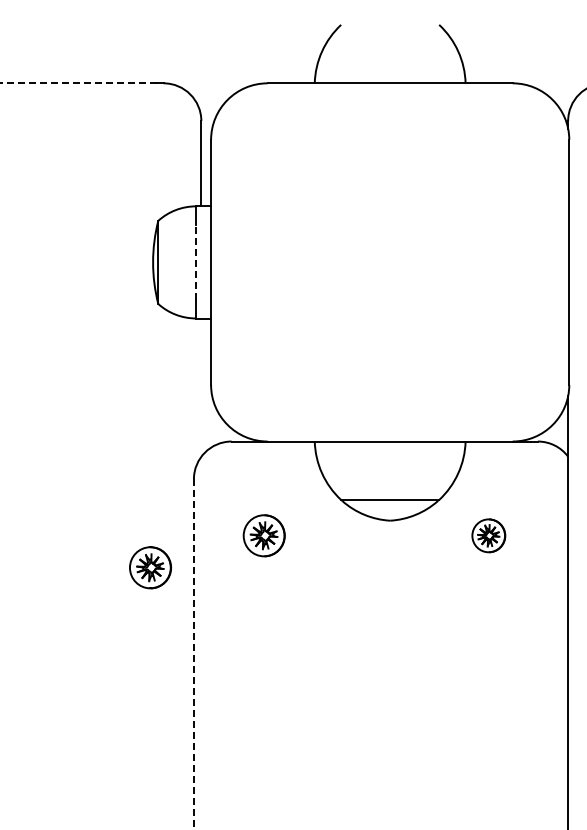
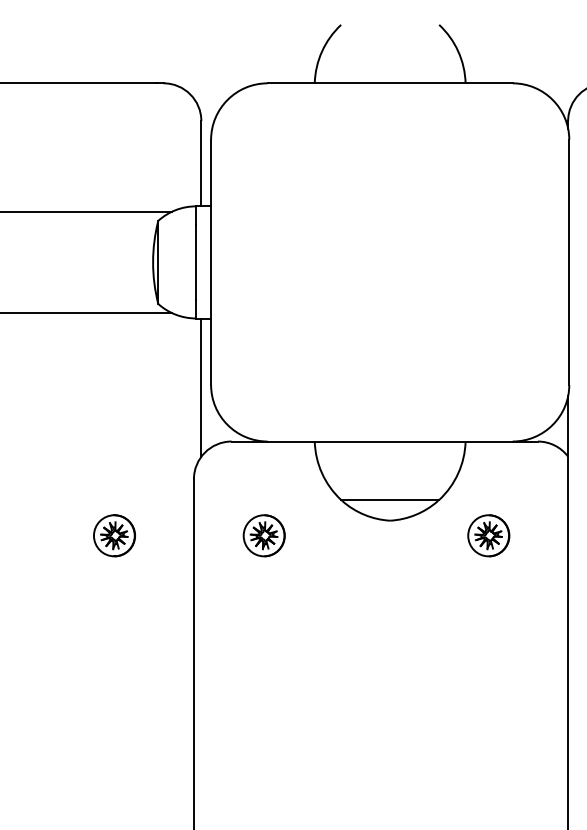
line: dashed -> solid (77, 83)
line: none -> present (87, 211)
line: dashed -> solid (196, 262)
line: none -> present (87, 313)
line: none -> present (201, 387)
part size: 36x36 px -> 44x44 px (488, 535)
part position: (150, 567) -> (114, 535) (114, 535)
line: dashed -> solid (193, 654)
